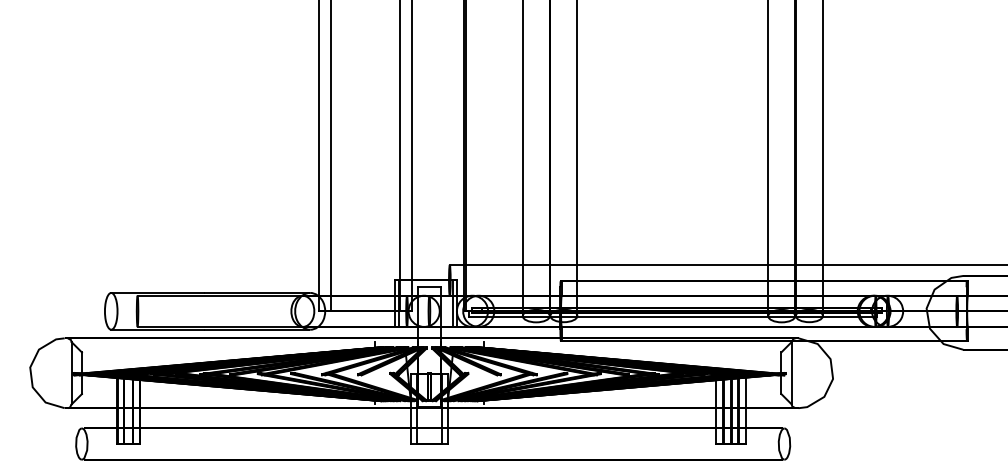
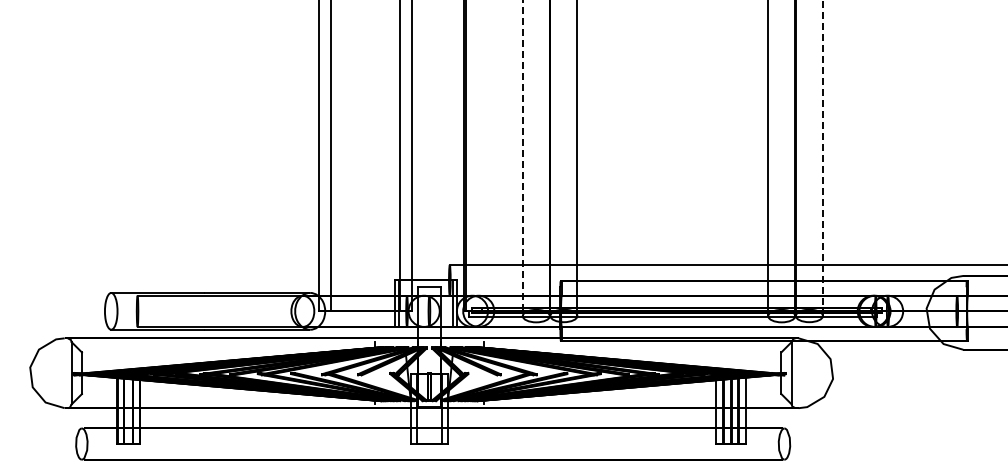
line: solid -> dashed (522, 158)
line: solid -> dashed (822, 158)
